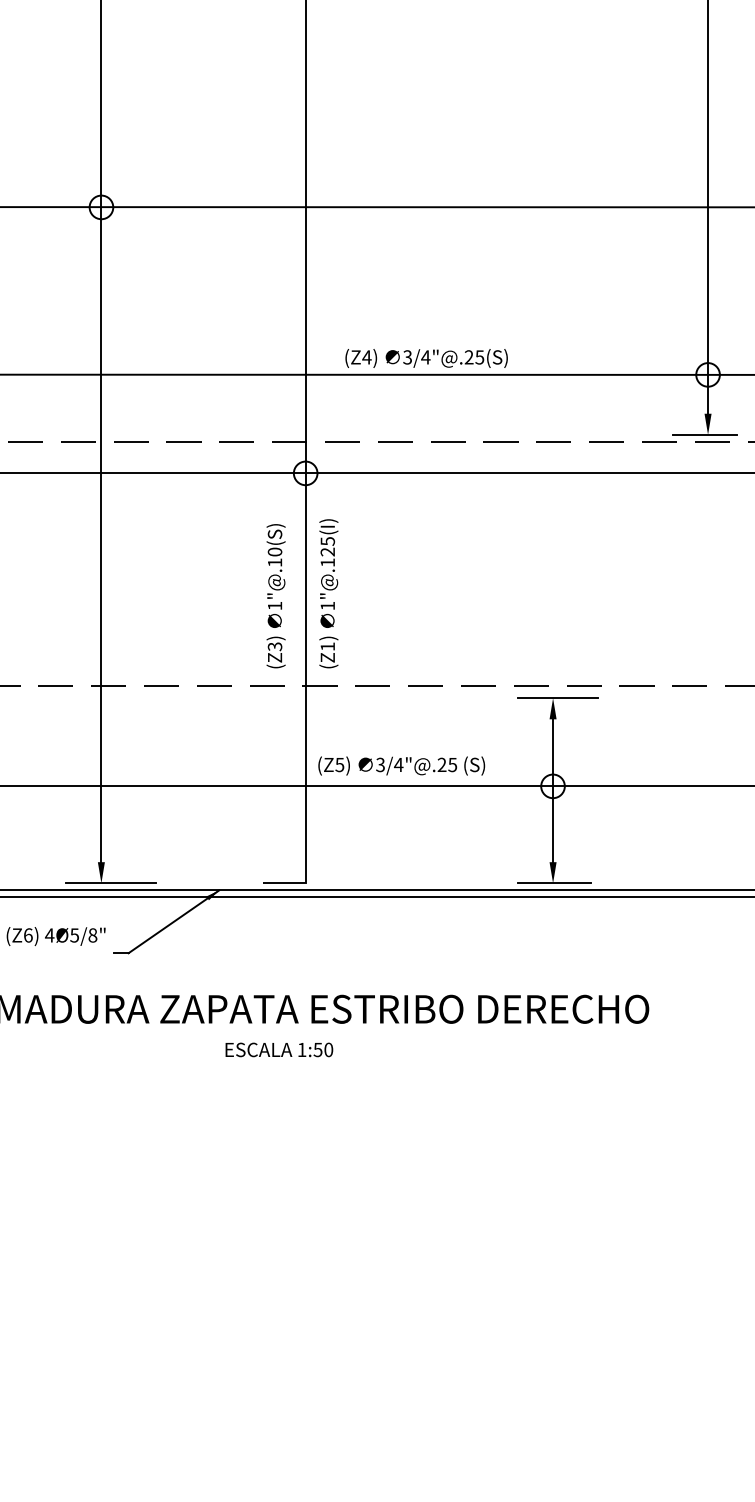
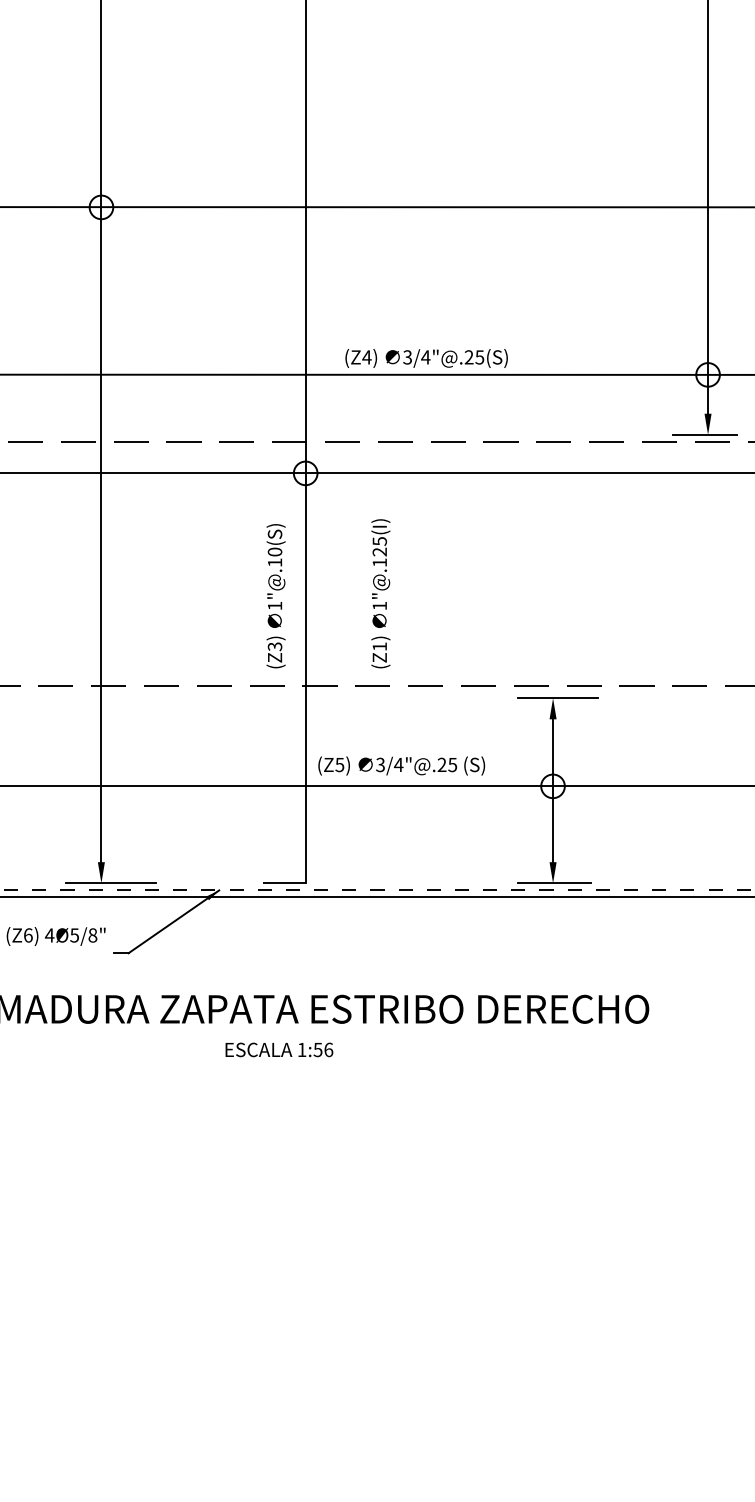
text position: (328, 593) -> (380, 593) (380, 593)
line: solid -> dashed (377, 890)
text: 1:50 -> 1:56 (328, 1049)
